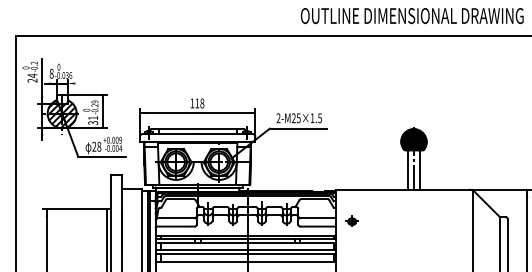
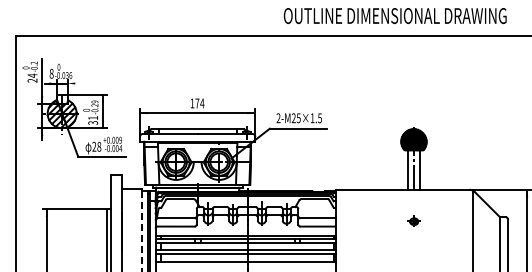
text position: (411, 15) -> (394, 15) (394, 15)
text: 118 -> 174 (199, 103)
part position: (351, 220) -> (413, 220) (413, 220)
line: solid -> dashed (141, 230)
